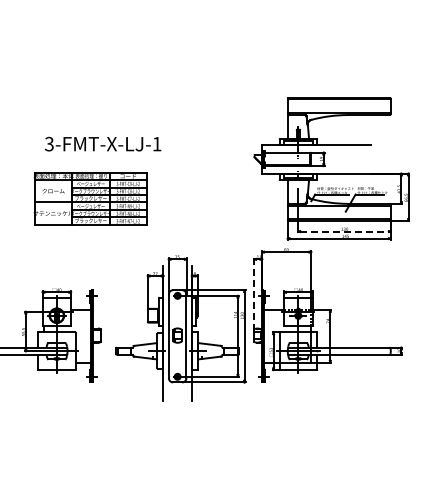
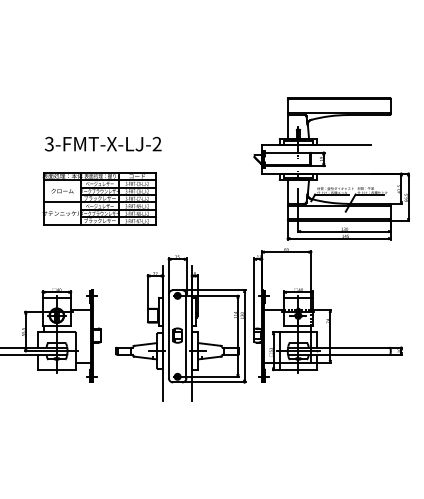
text: 3-FMT-X-LJ-1 -> 3-FMT-X-LJ-2 (156, 143)
part position: (90, 198) -> (99, 198) (99, 198)
line: dashed -> solid (345, 231)
line: dashed -> solid (254, 294)
